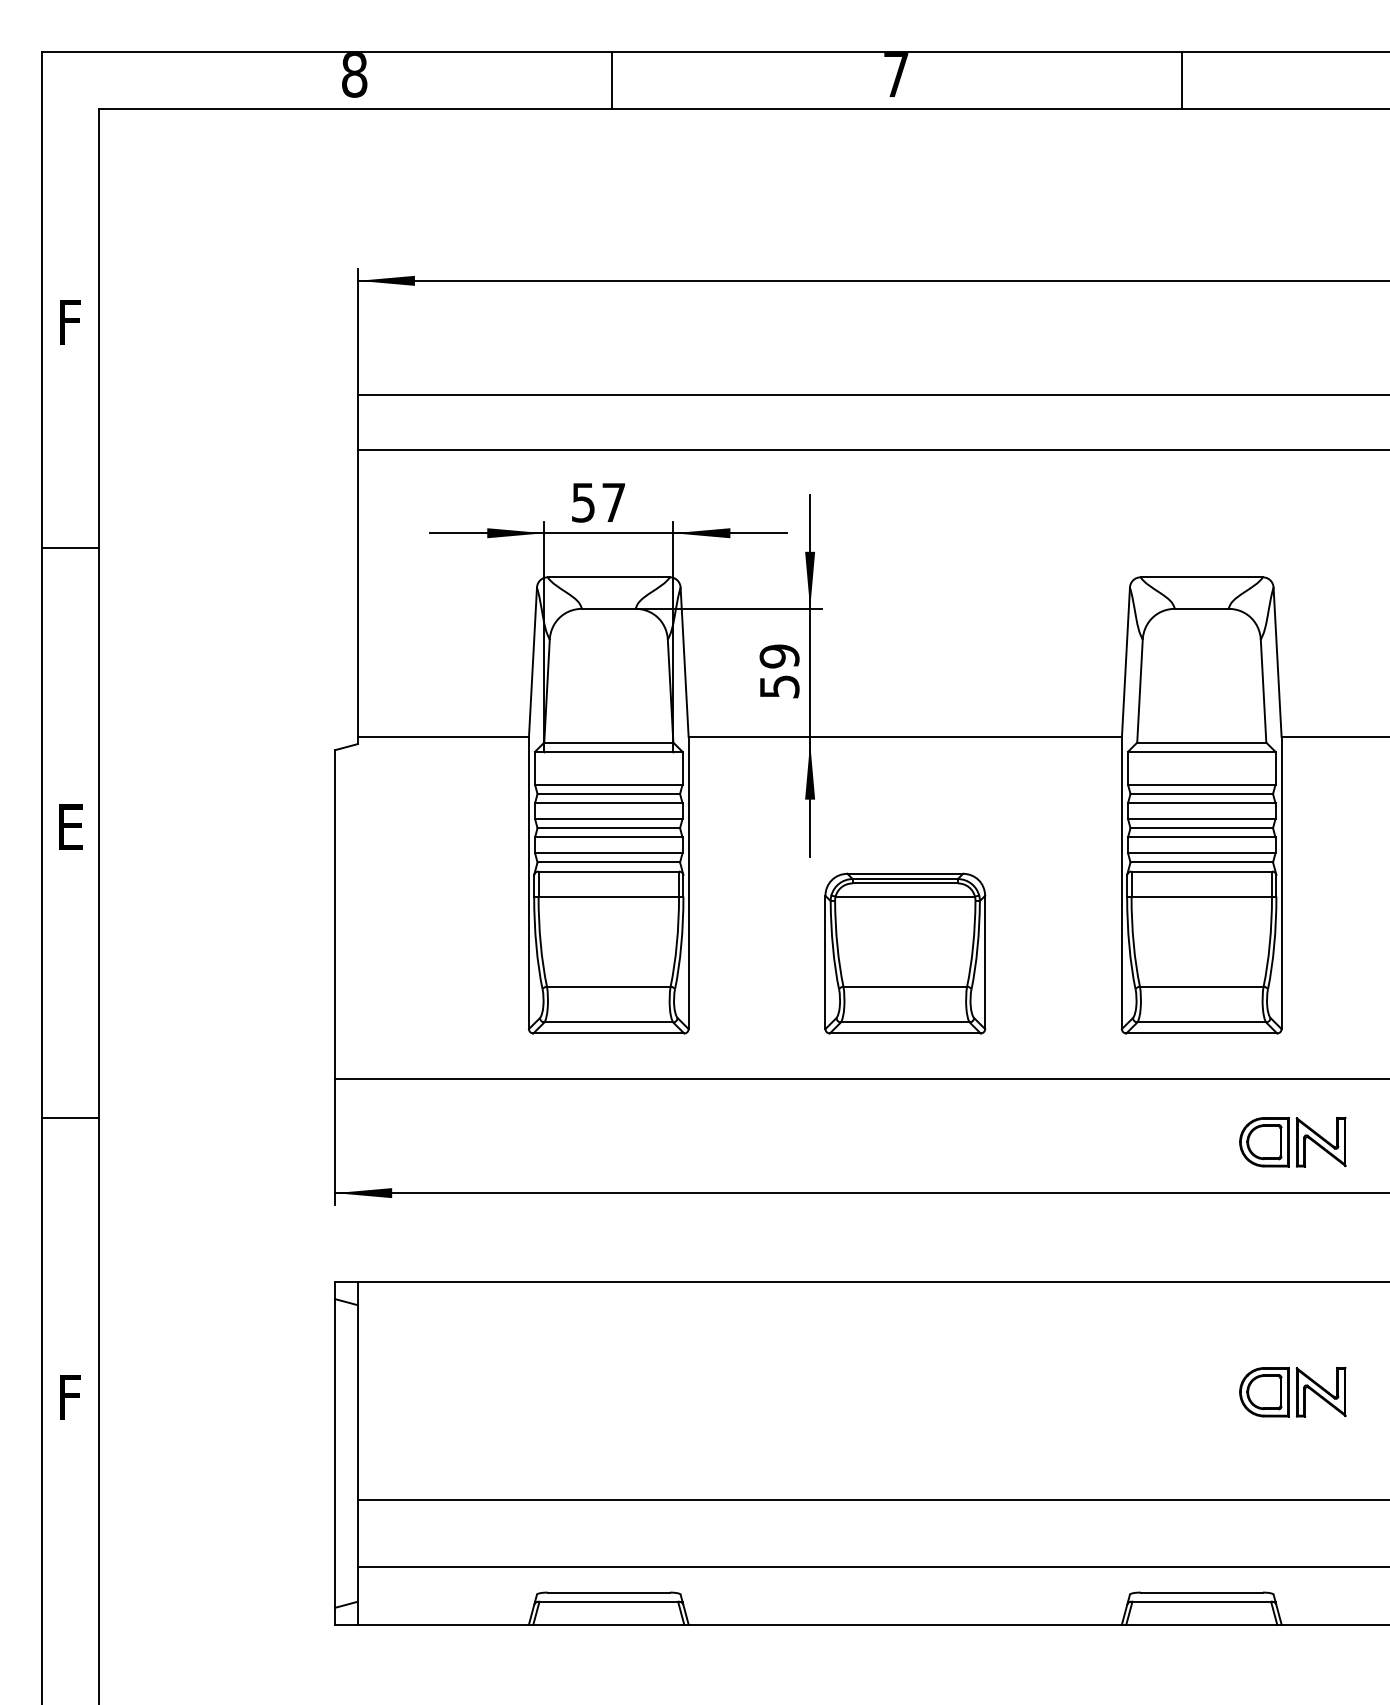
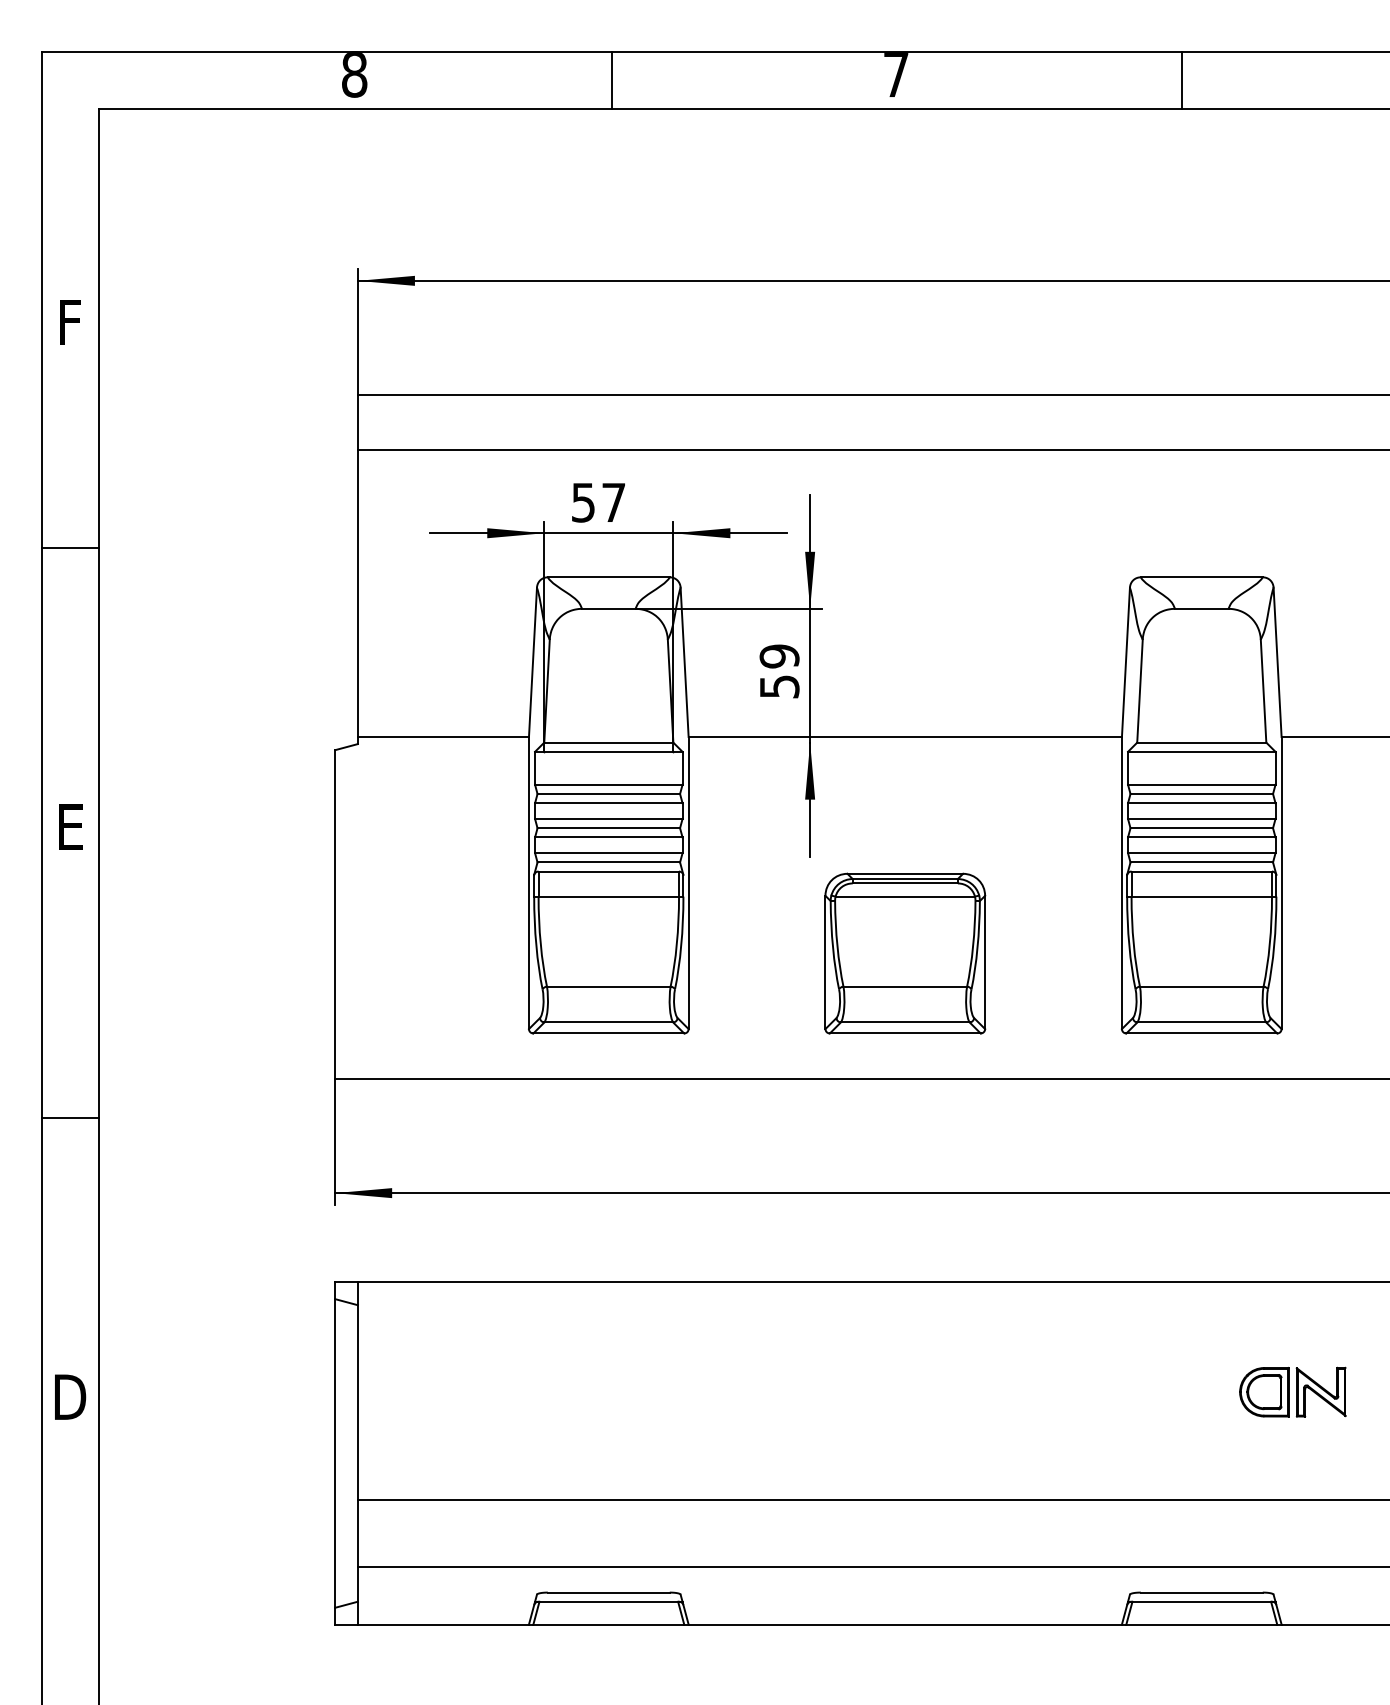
part: present -> none (1292, 1141)
text: F -> D (70, 1396)
